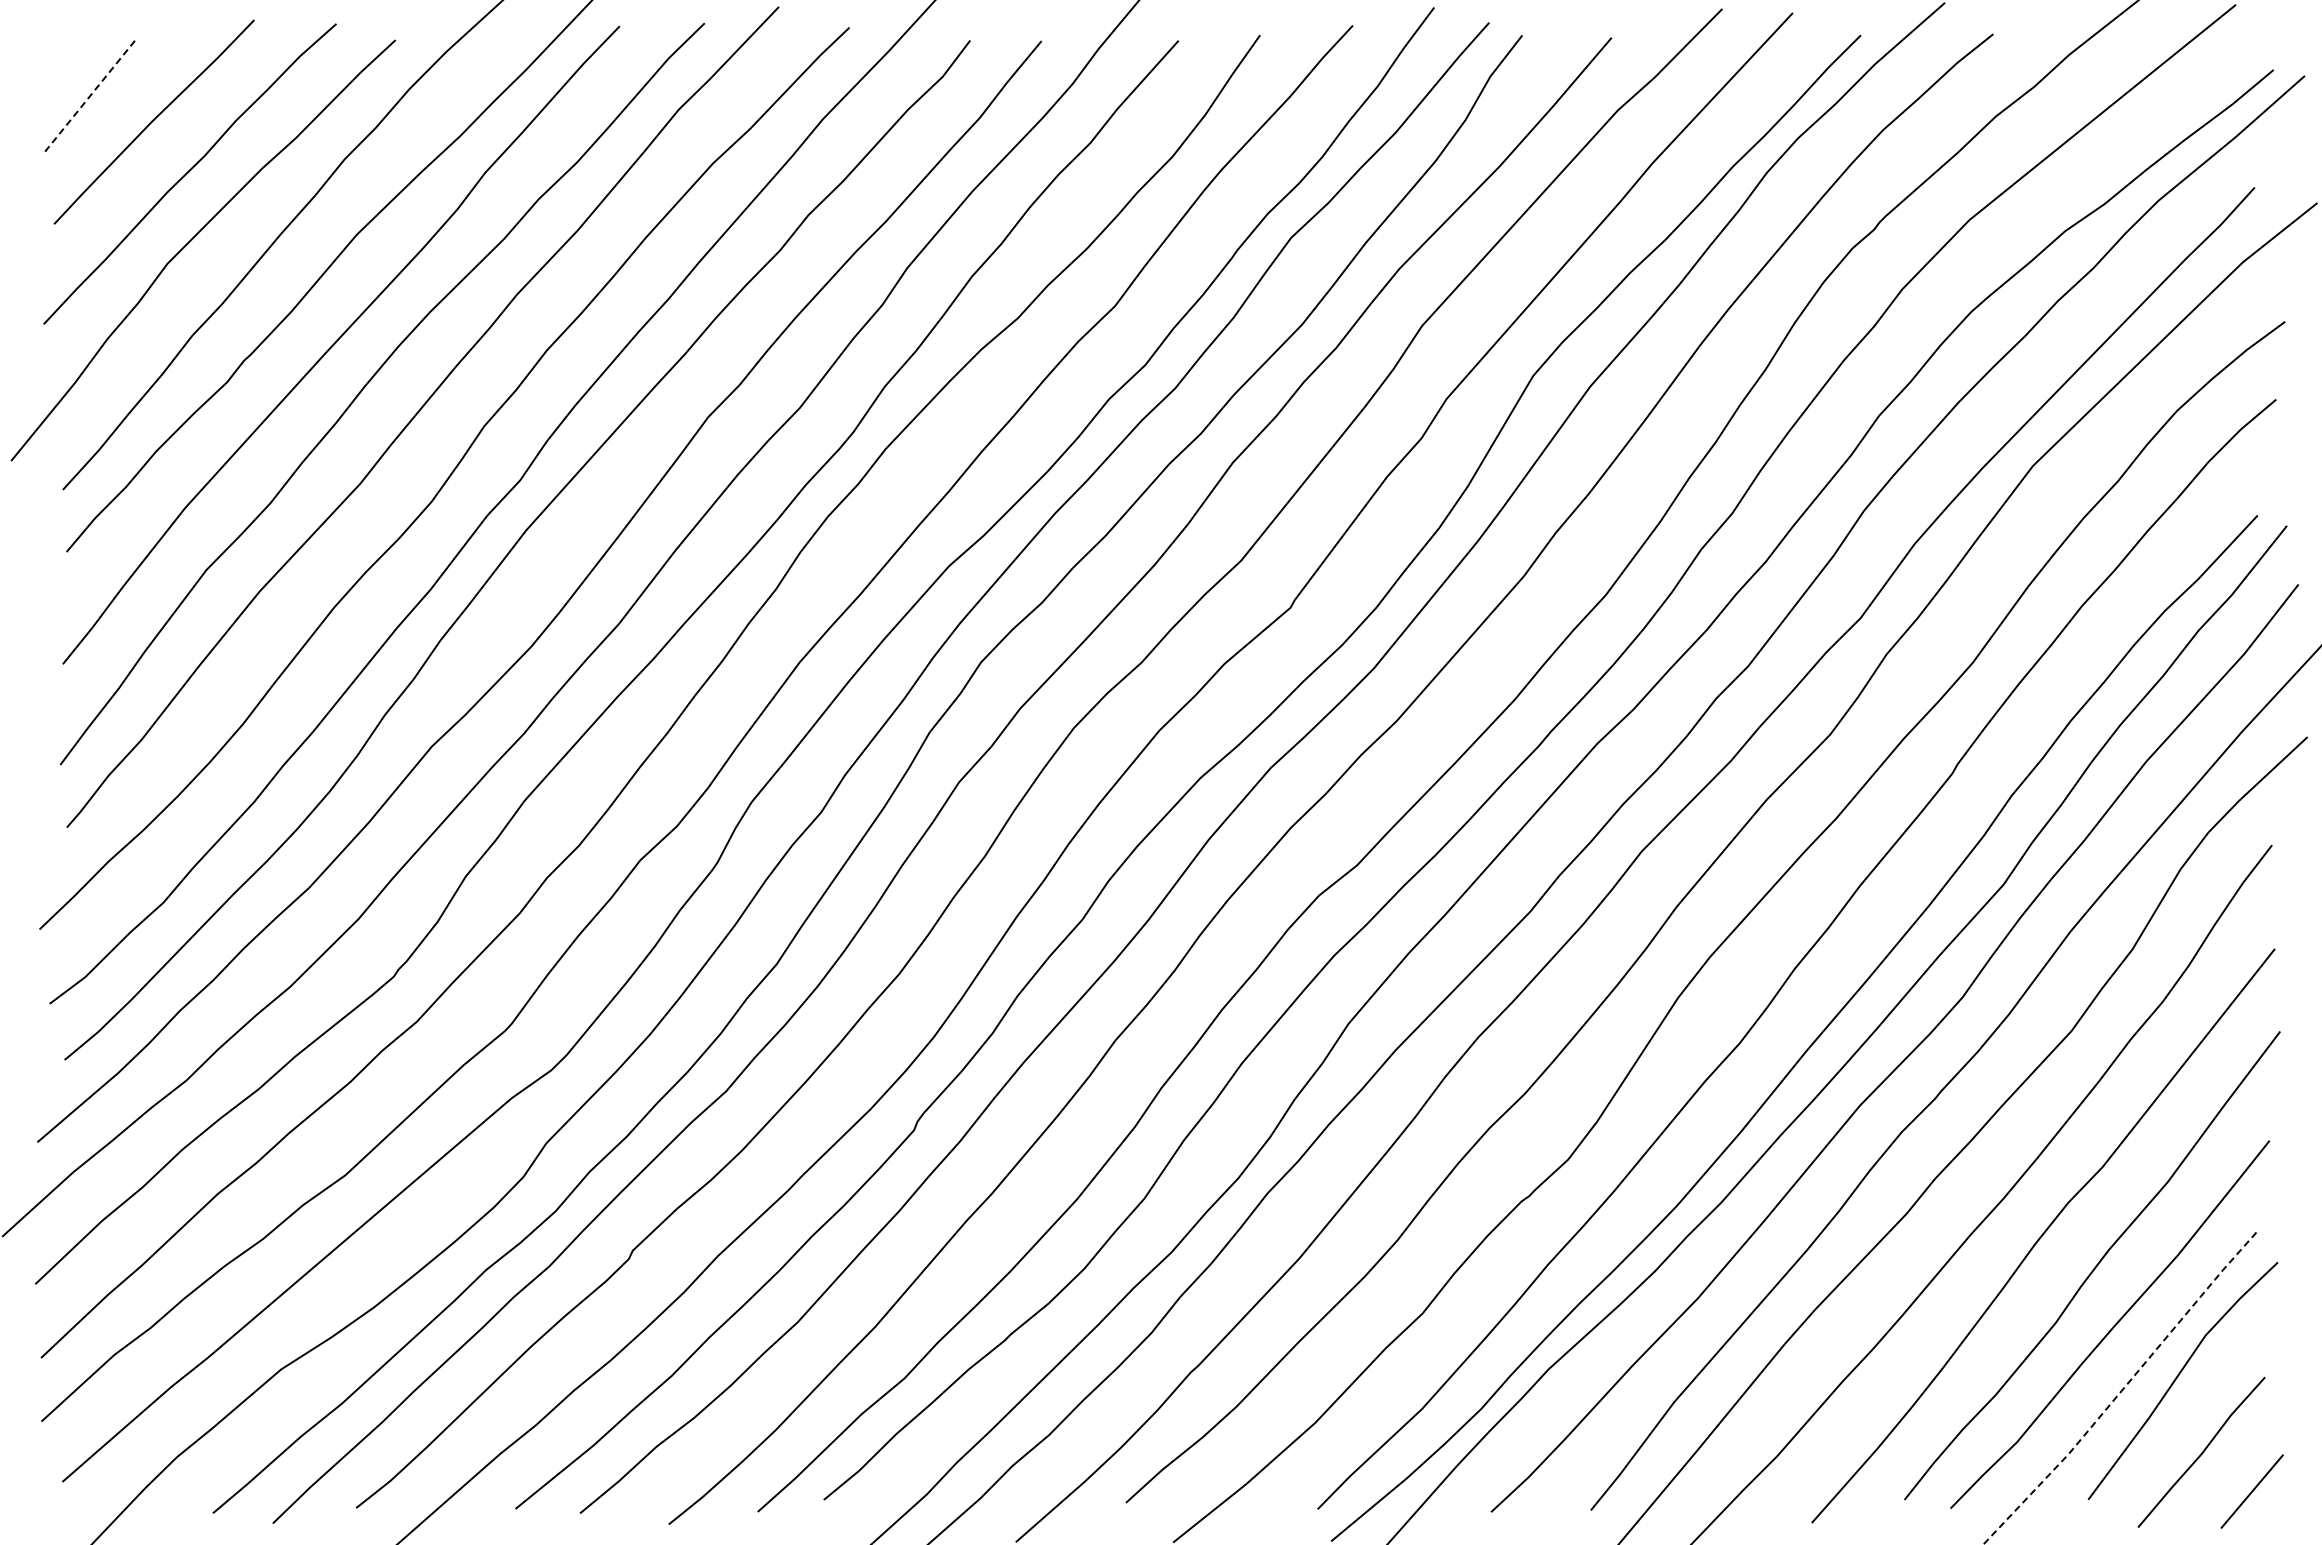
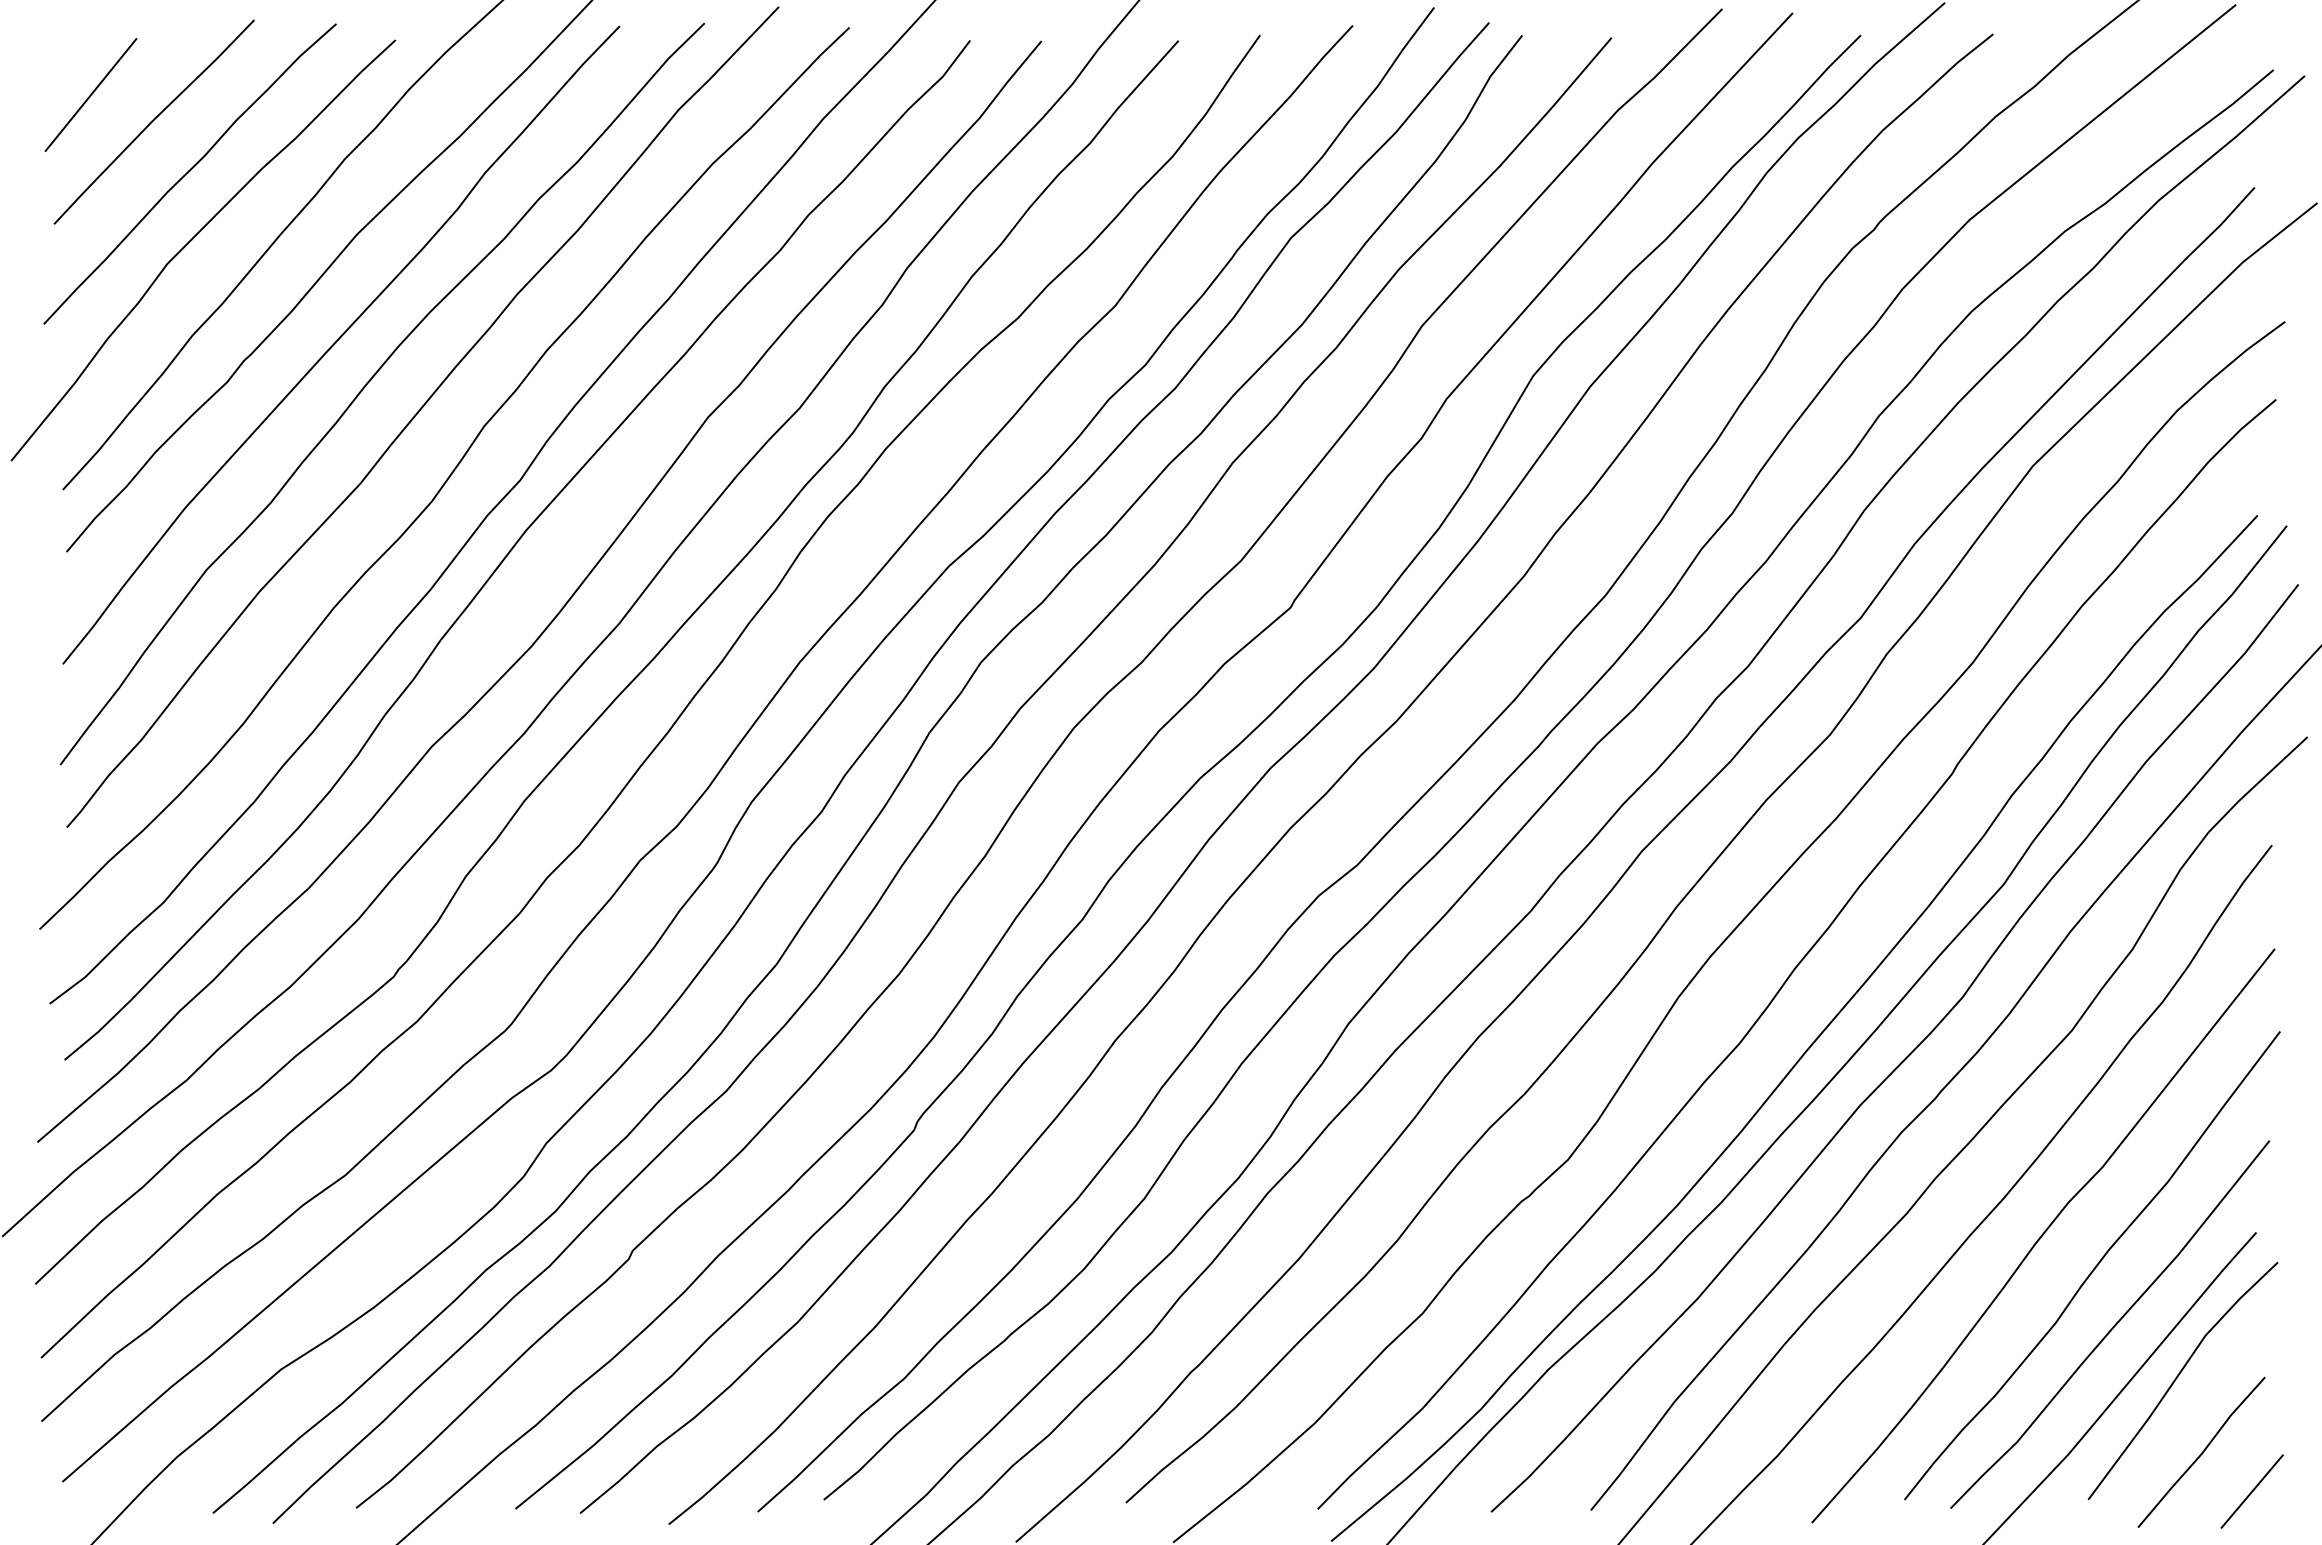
line: dashed -> solid (91, 95)
line: dashed -> solid (2122, 1390)
